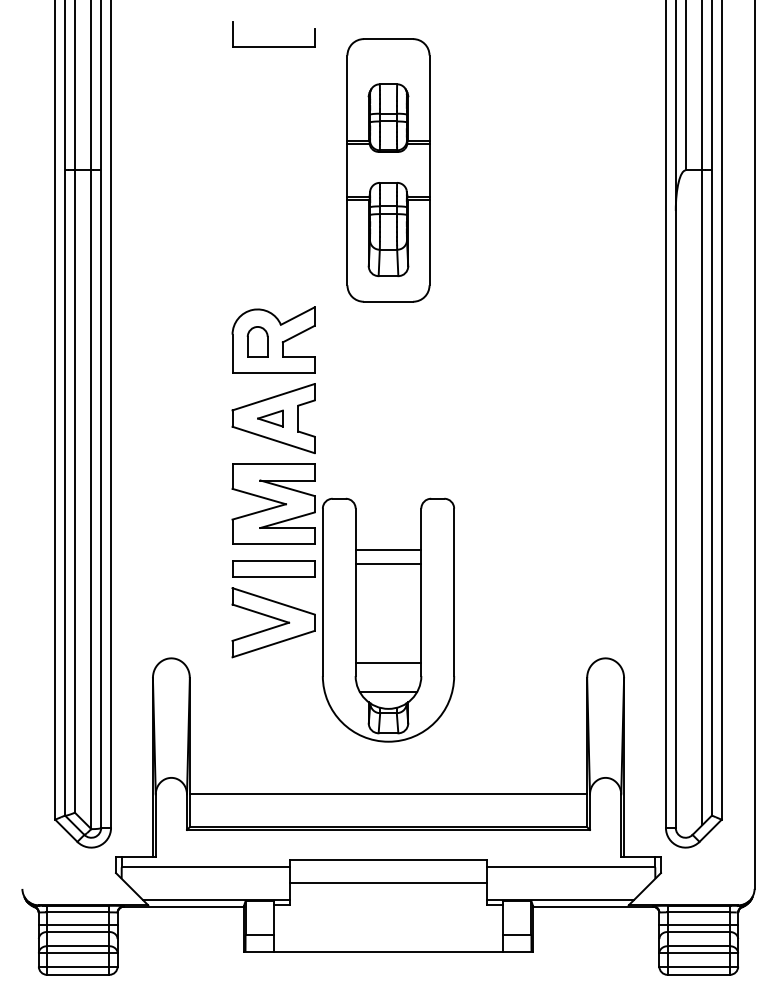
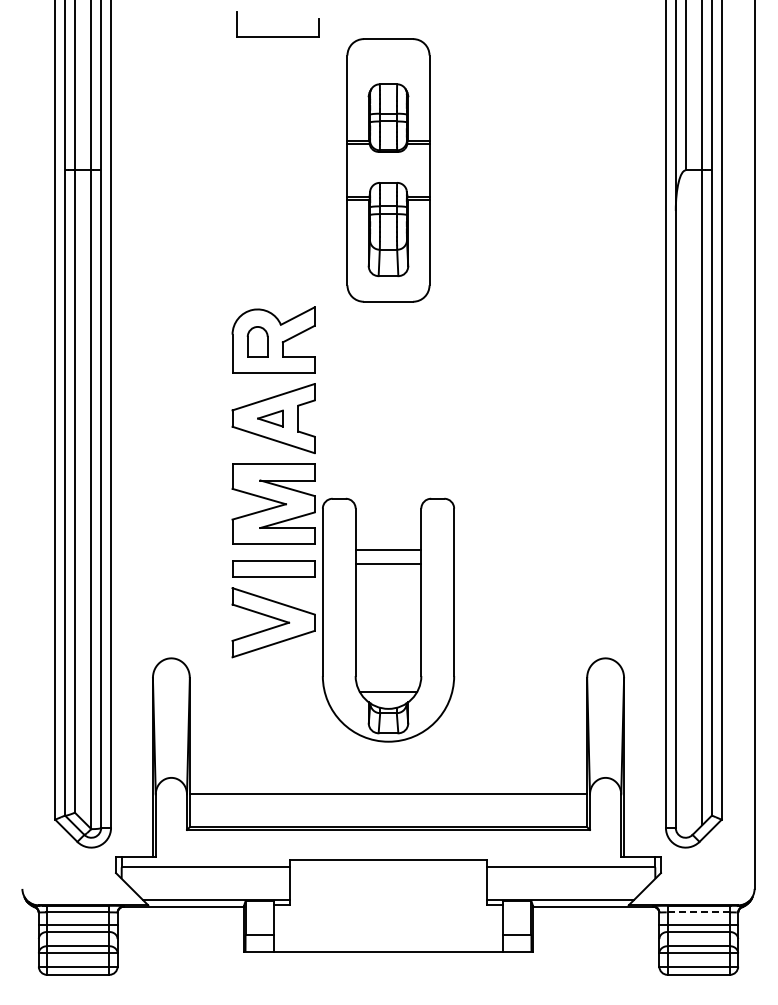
part position: (273, 46) -> (277, 36) (277, 36)
line: present -> none (388, 662)
line: present -> none (388, 882)
line: solid -> dashed (698, 912)
